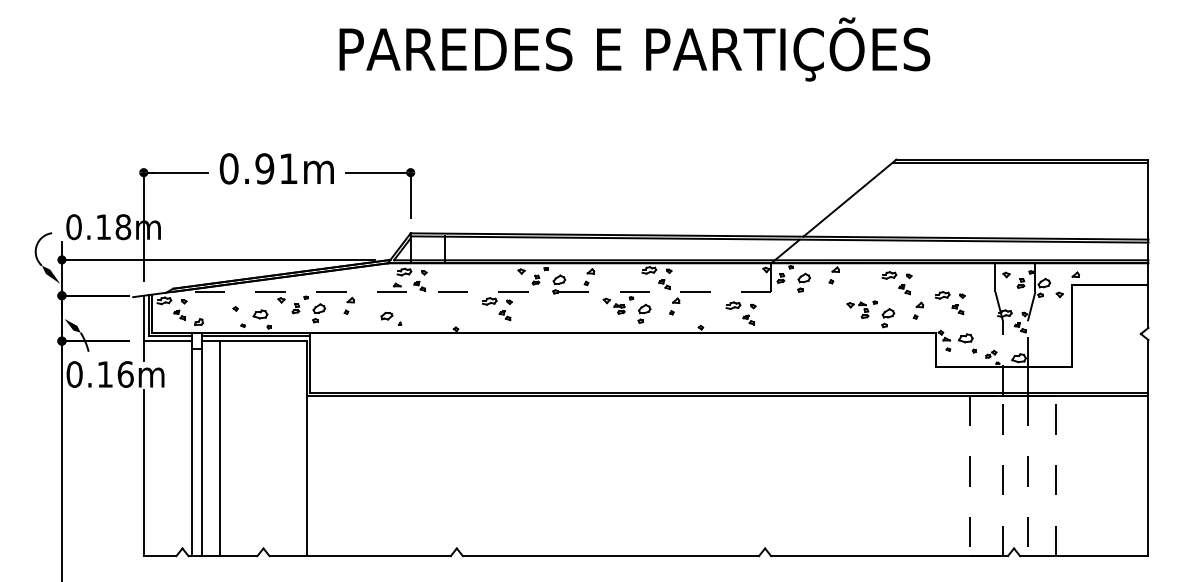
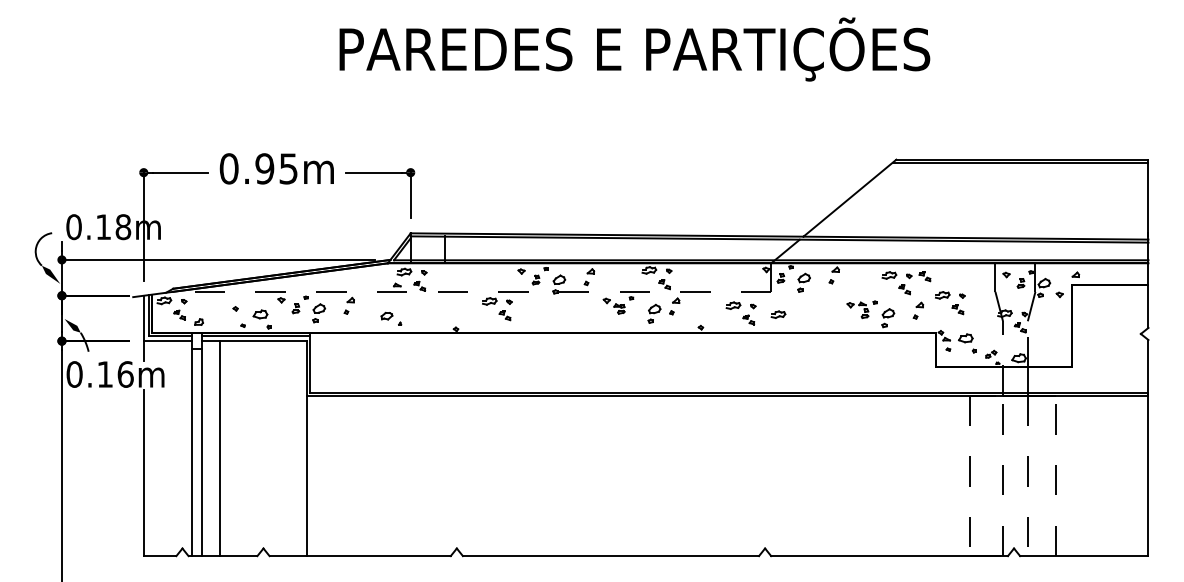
text: 0.91m -> 0.95m (288, 168)
part: none -> present (924, 276)
part position: (644, 313) -> (654, 313) (654, 313)
part: none -> present (778, 314)
